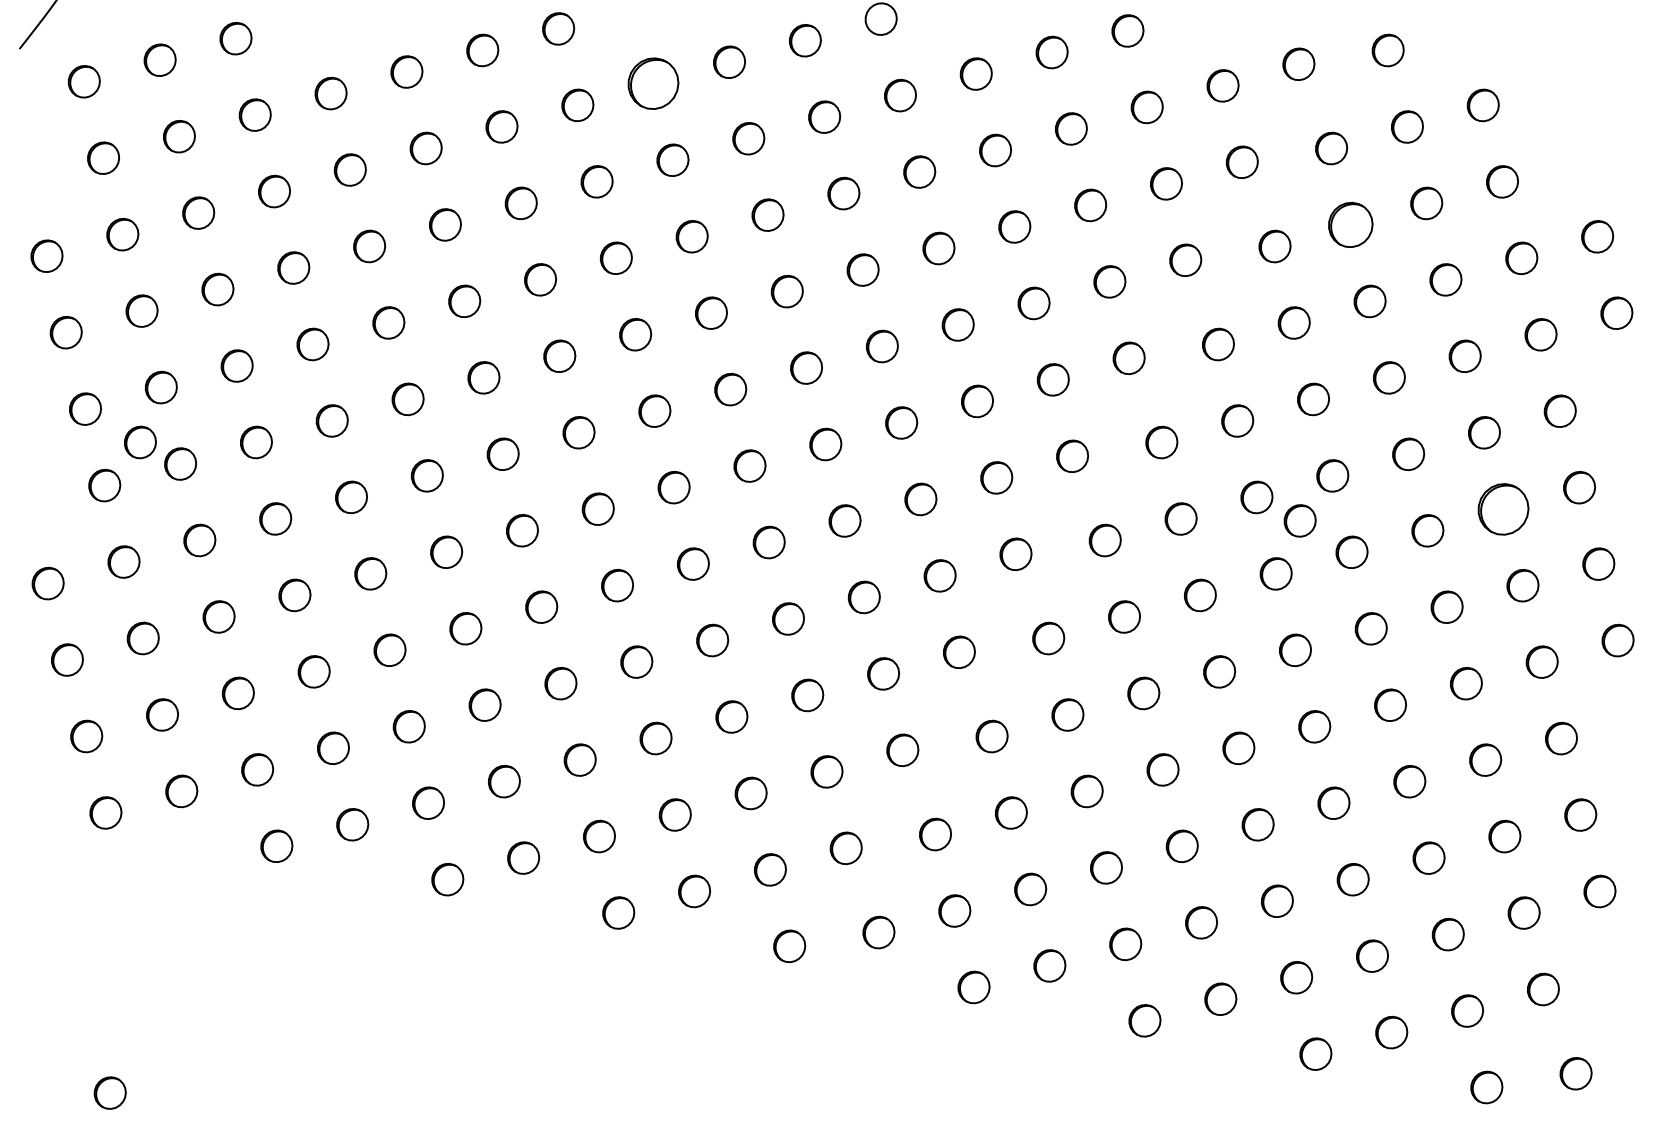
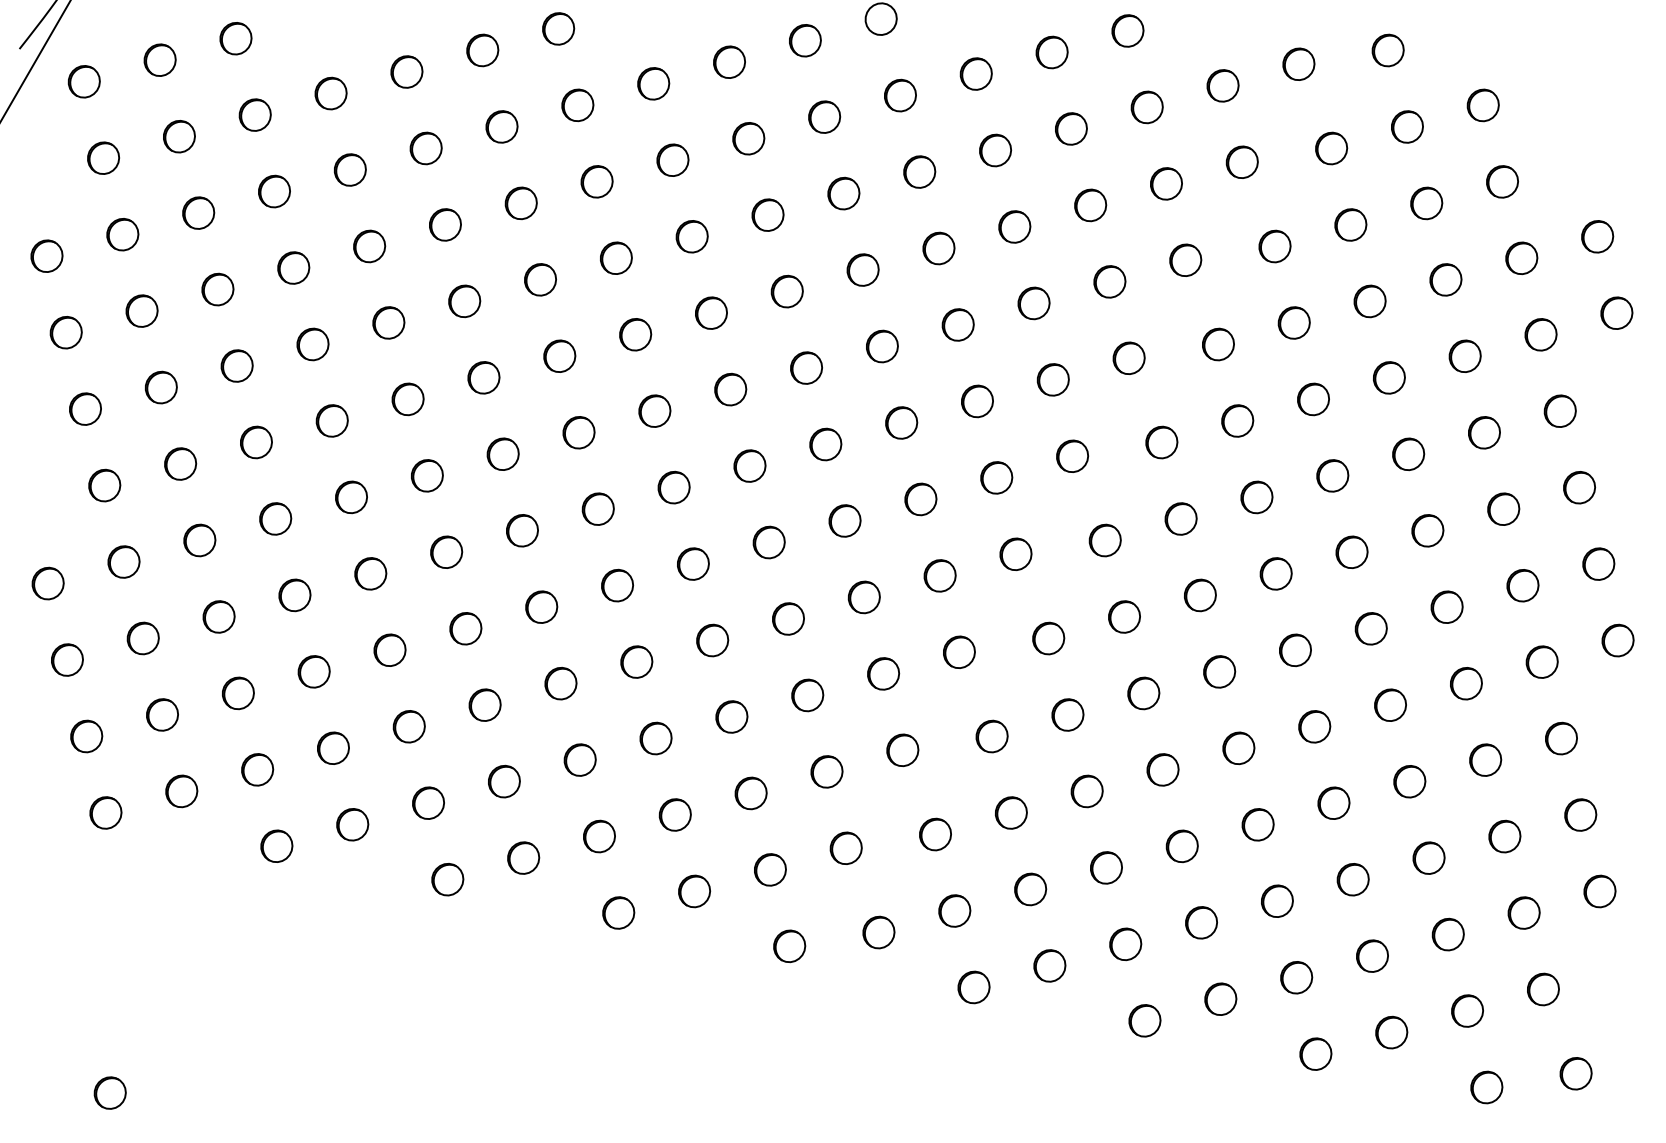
line: none -> present (35, 60)
part size: 53x53 px -> 34x34 px (653, 83)
part size: 46x47 px -> 34x34 px (1350, 224)
part: present -> none (140, 442)
part size: 53x53 px -> 34x34 px (1503, 508)
part: present -> none (1299, 520)
